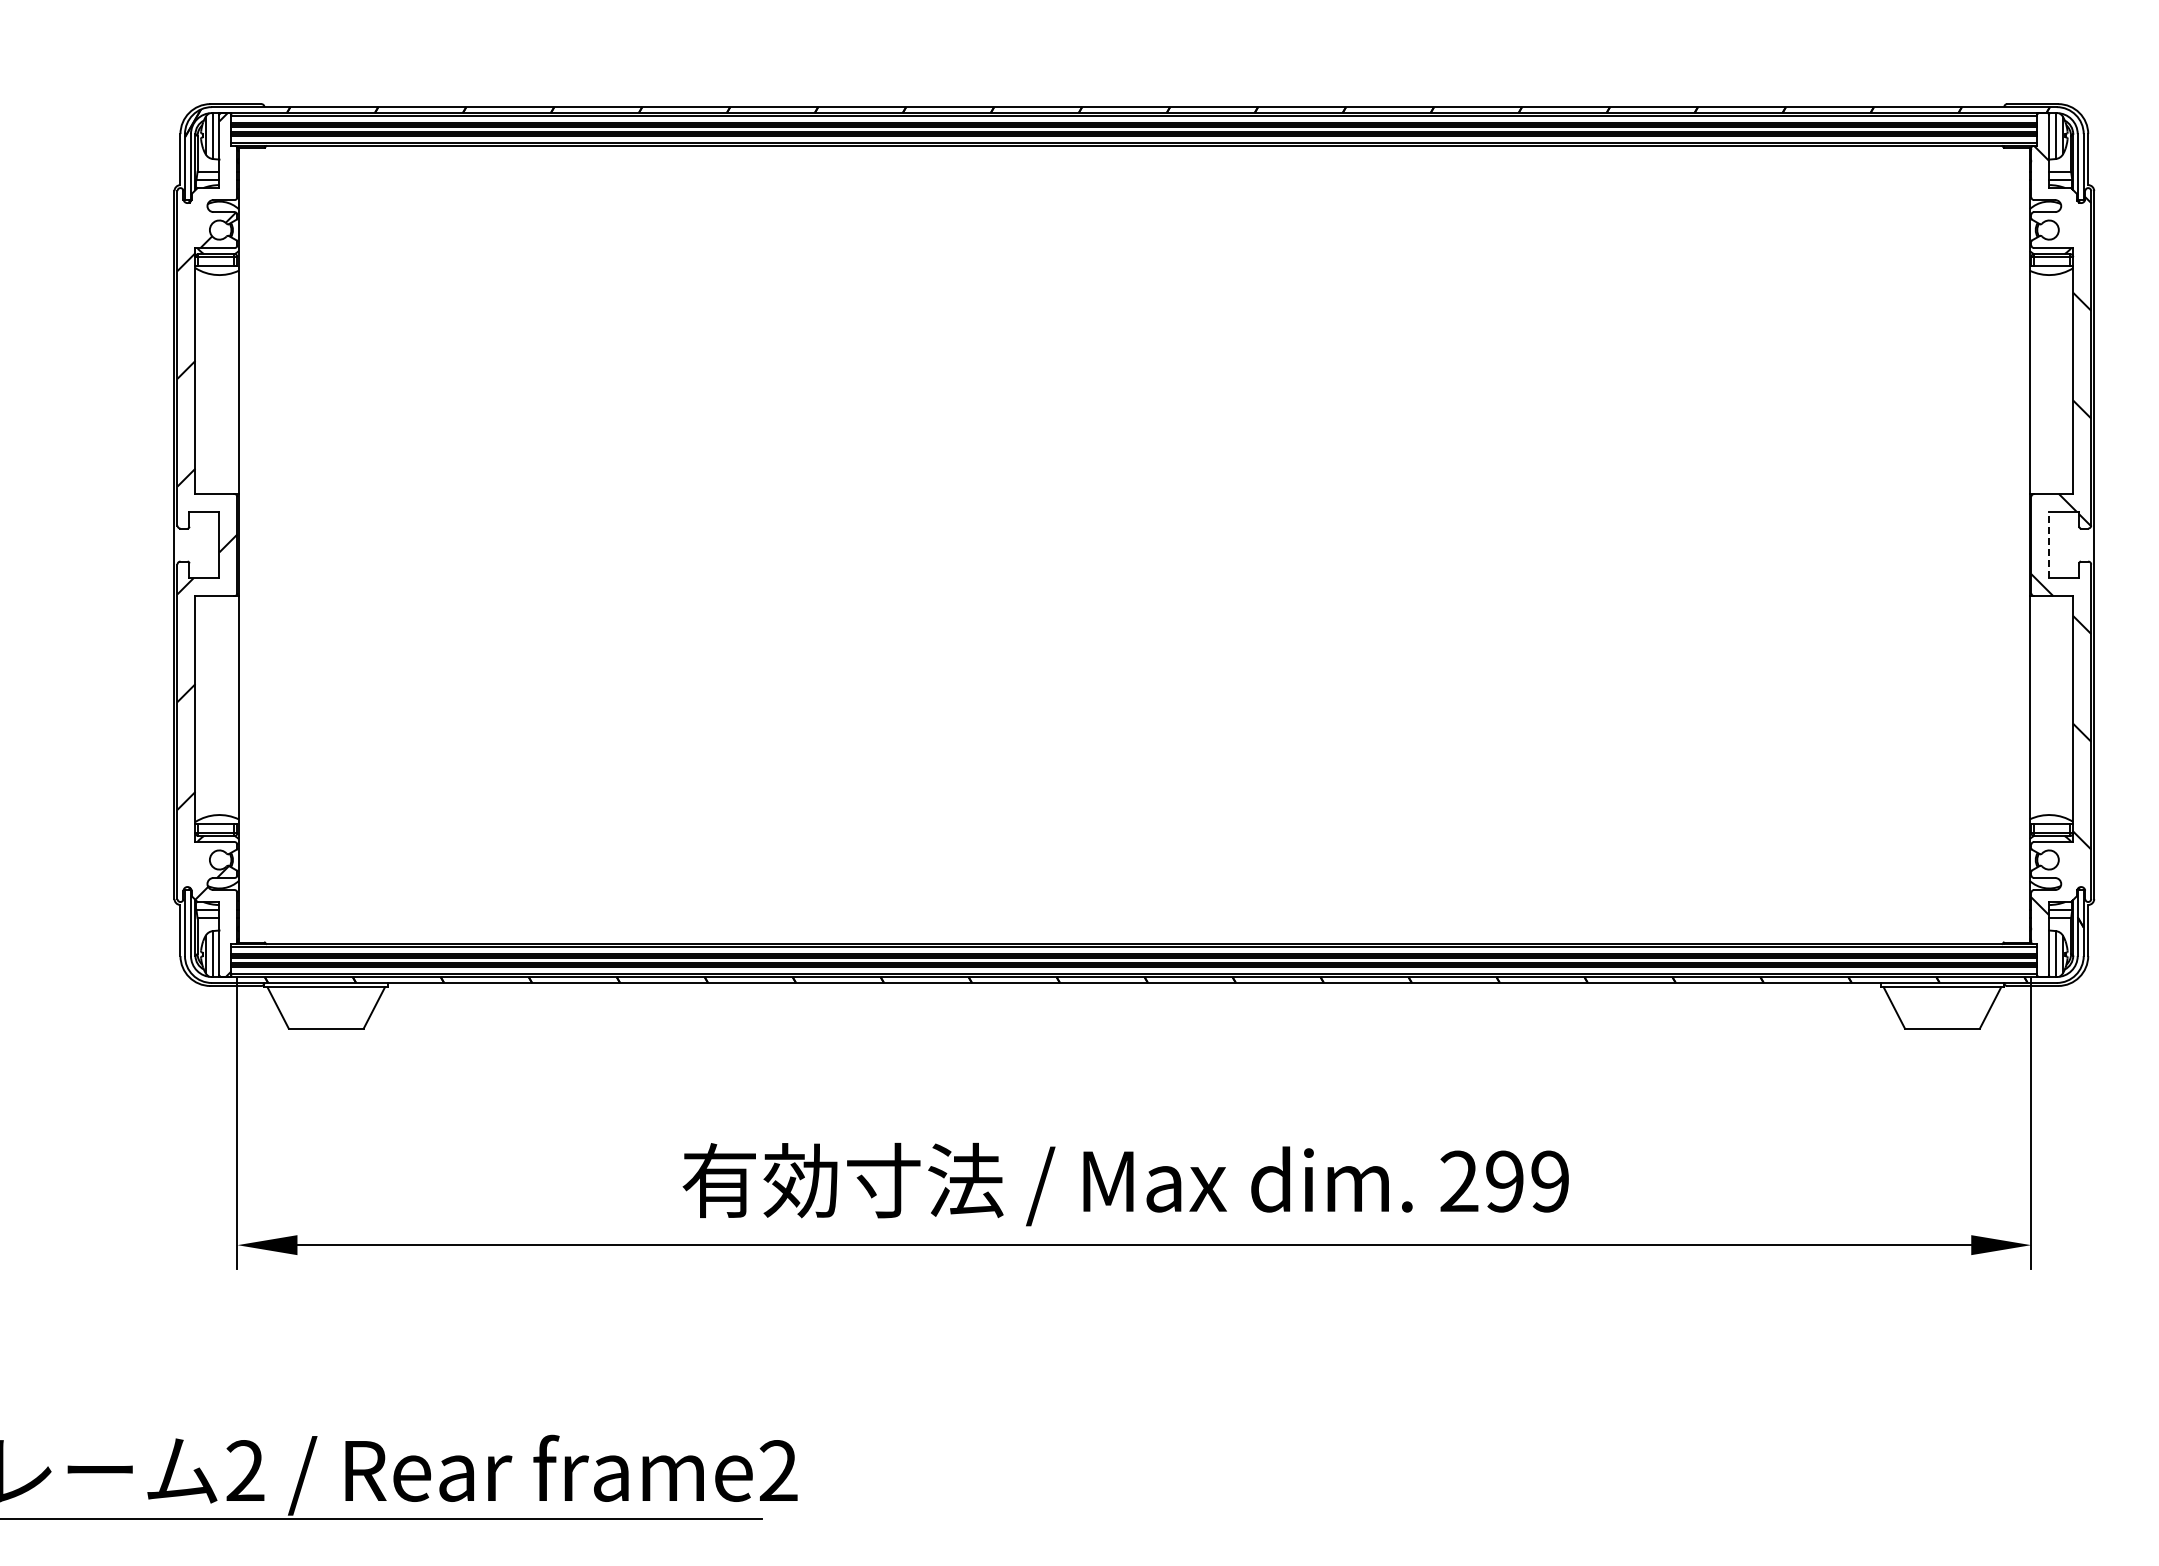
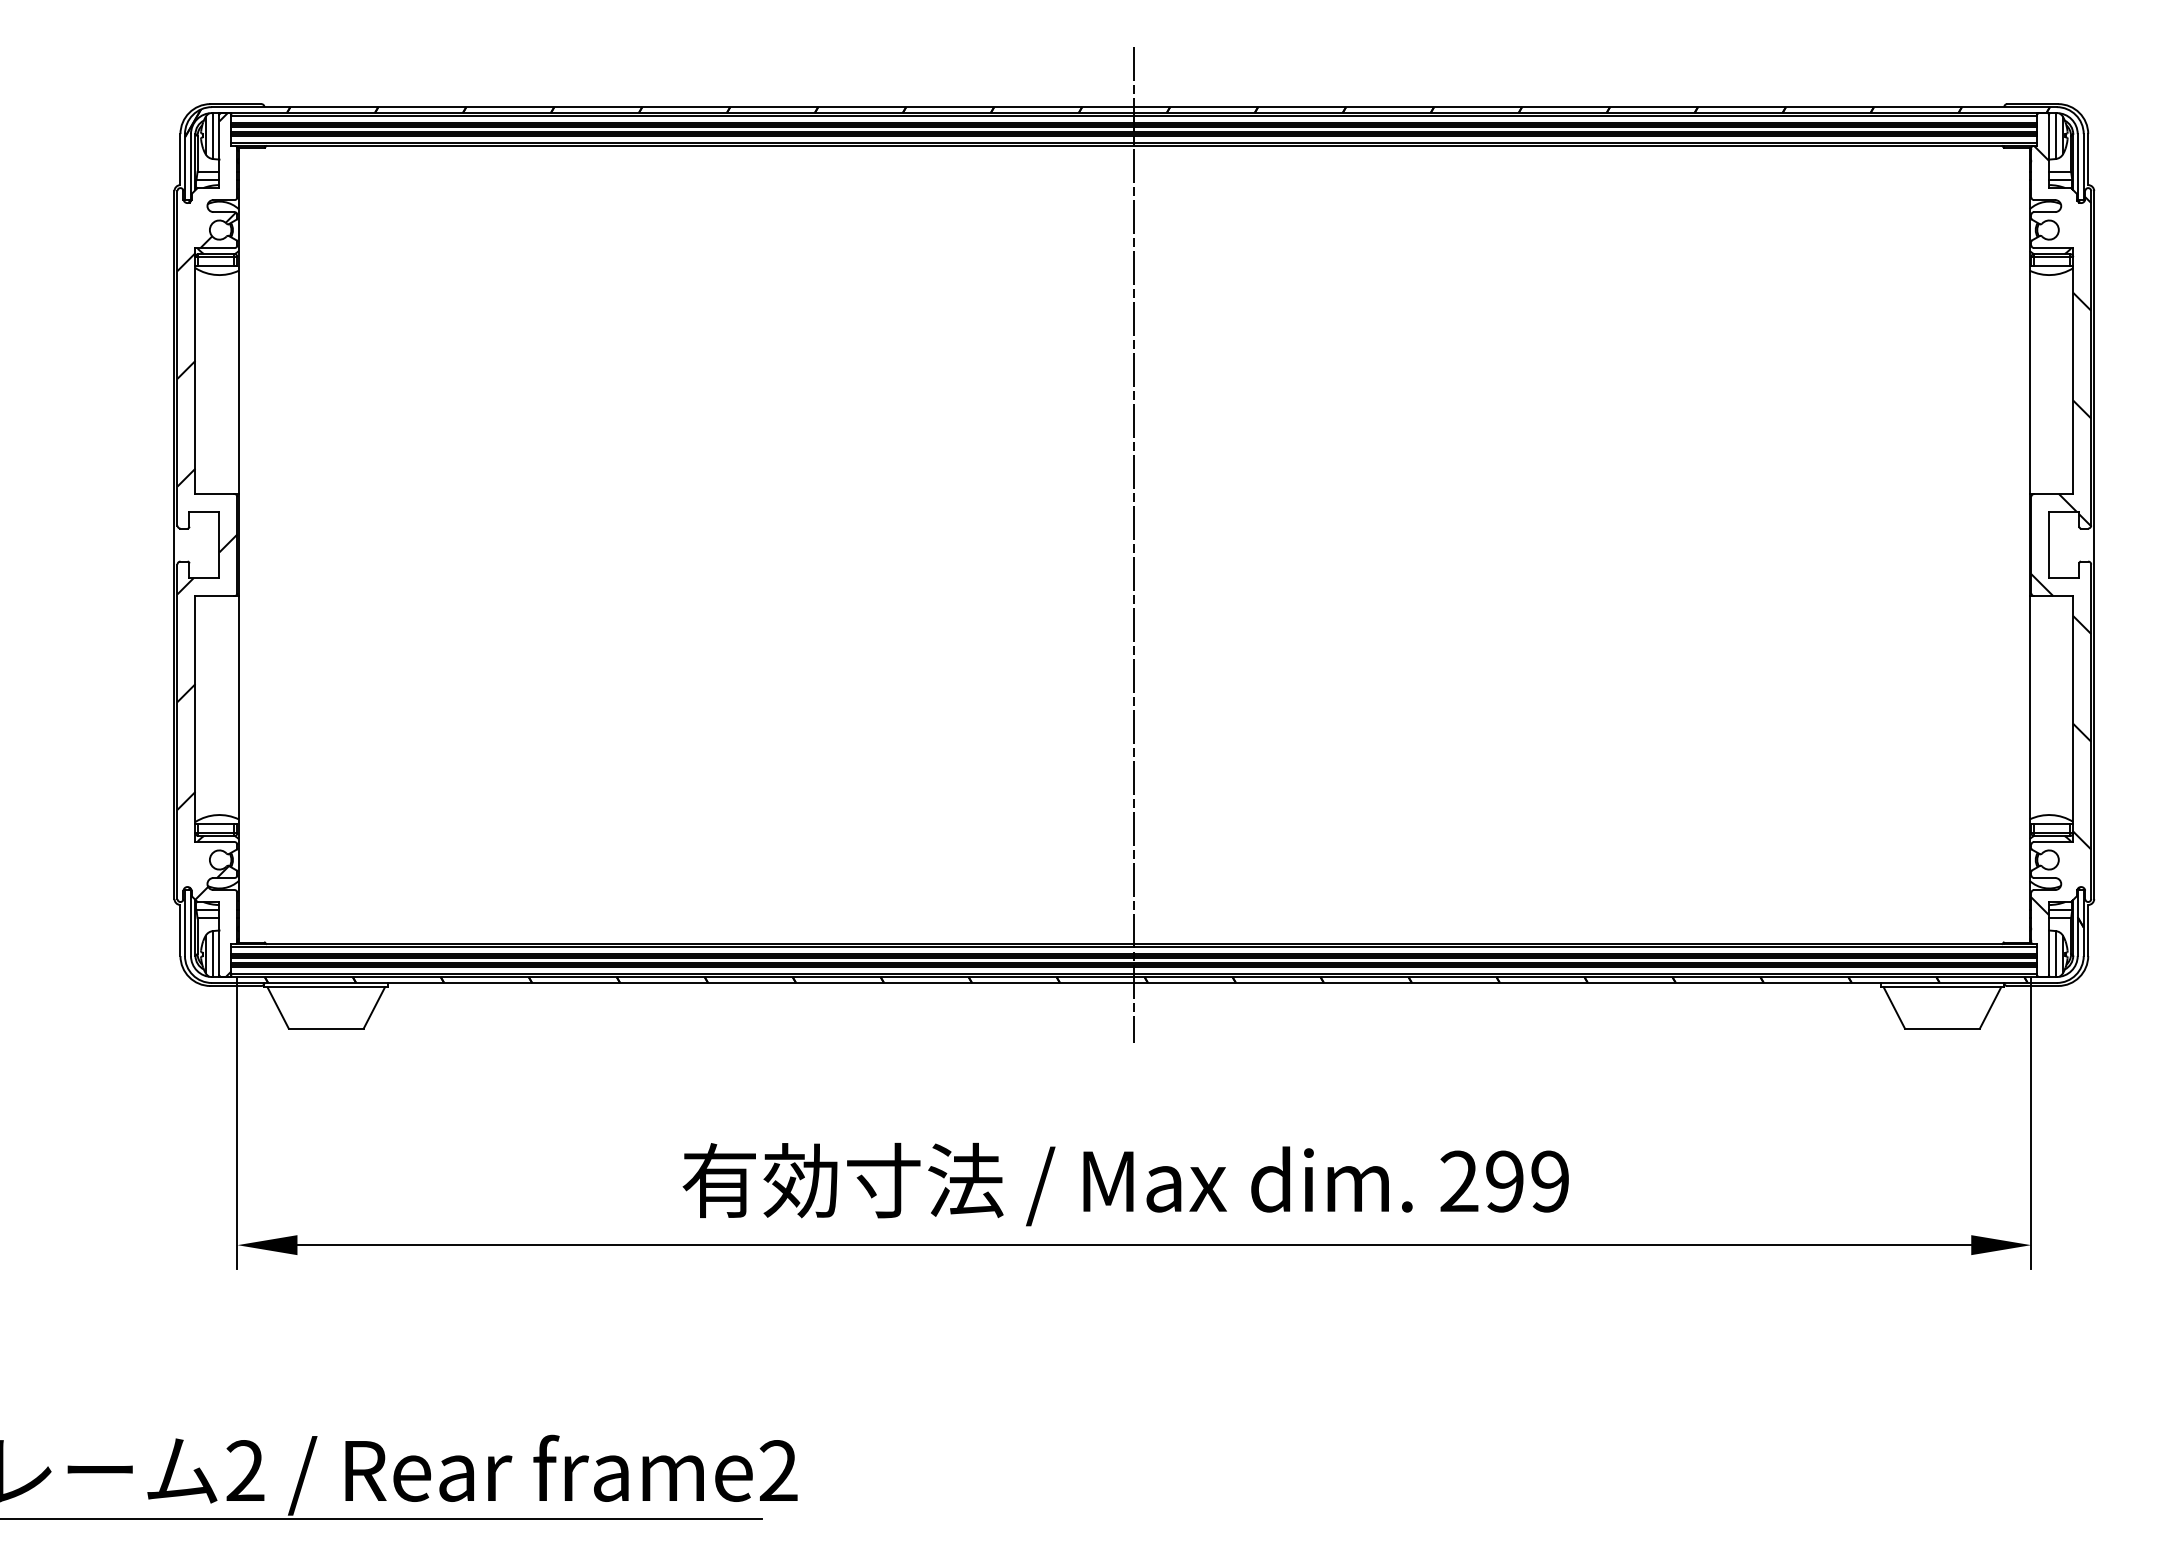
line: none -> present (1134, 544)
line: dashed -> solid (2049, 545)
